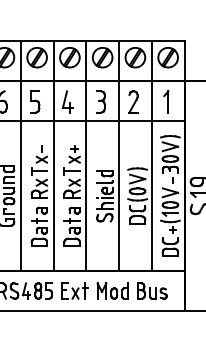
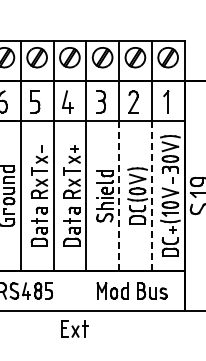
line: solid -> dashed (119, 195)
line: solid -> dashed (151, 195)
part position: (74, 290) -> (74, 328) (74, 328)
